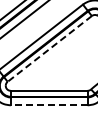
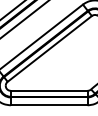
line: dashed -> solid (49, 49)
line: dashed -> solid (48, 105)
